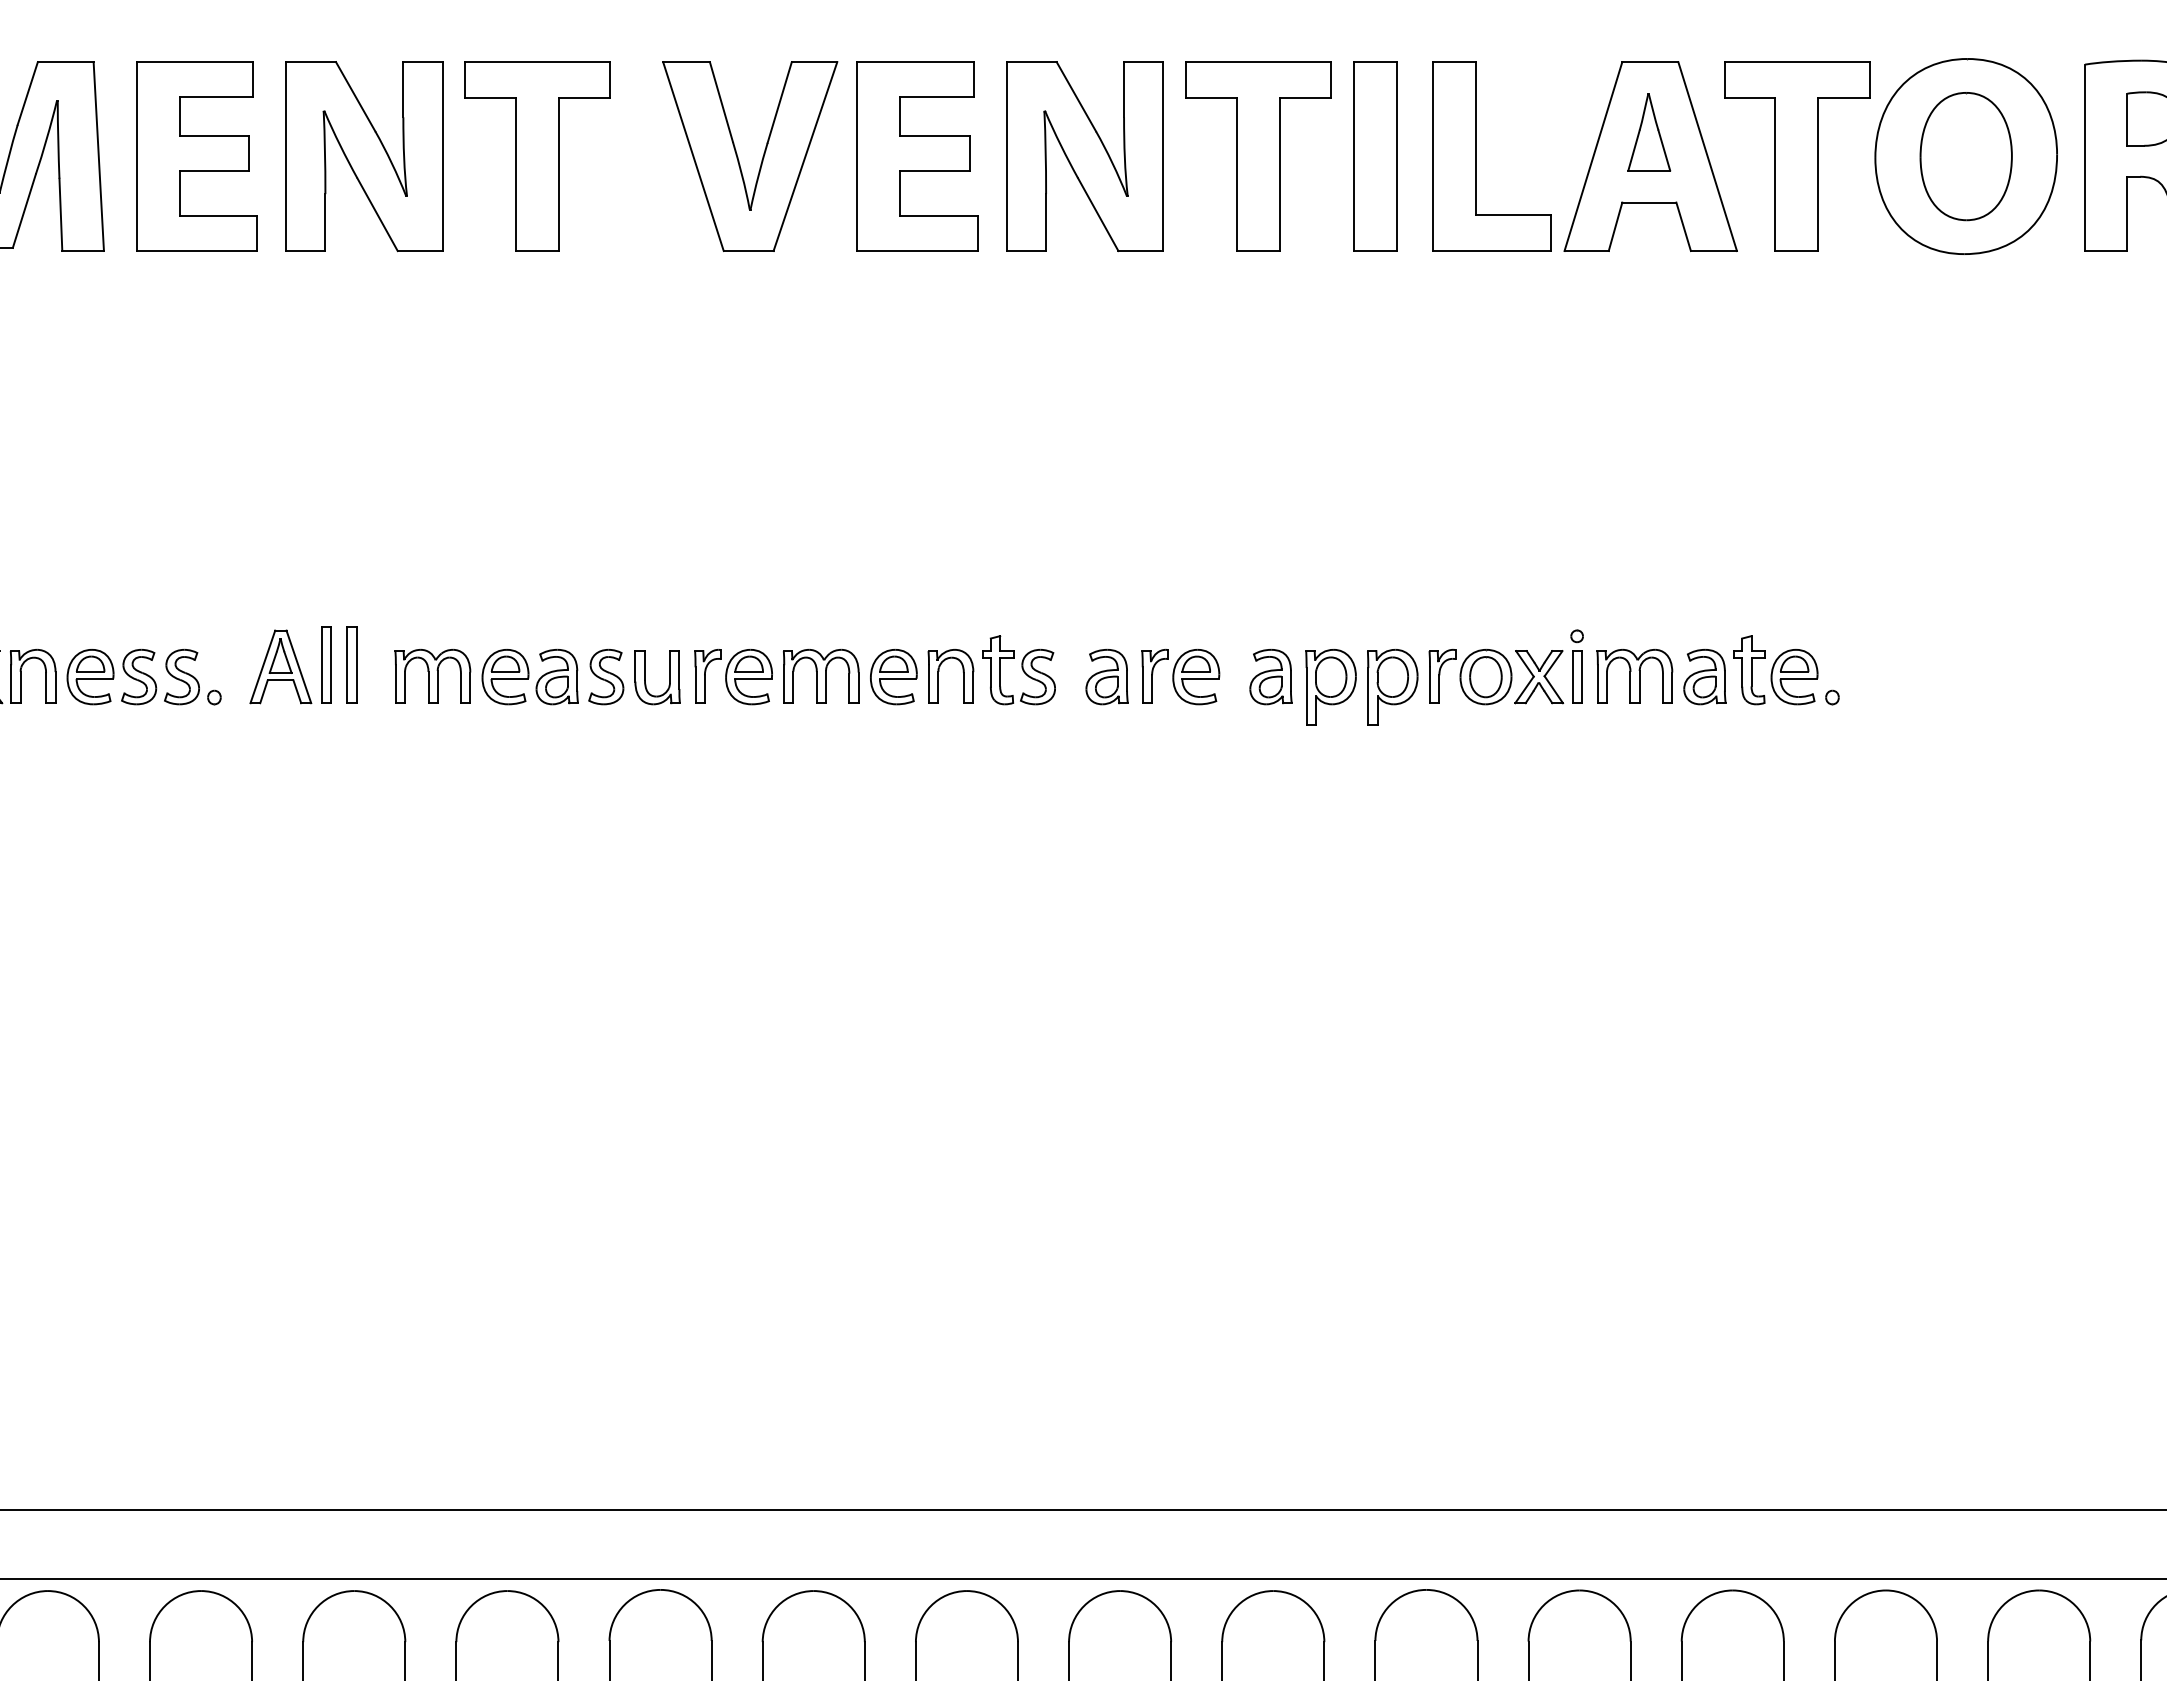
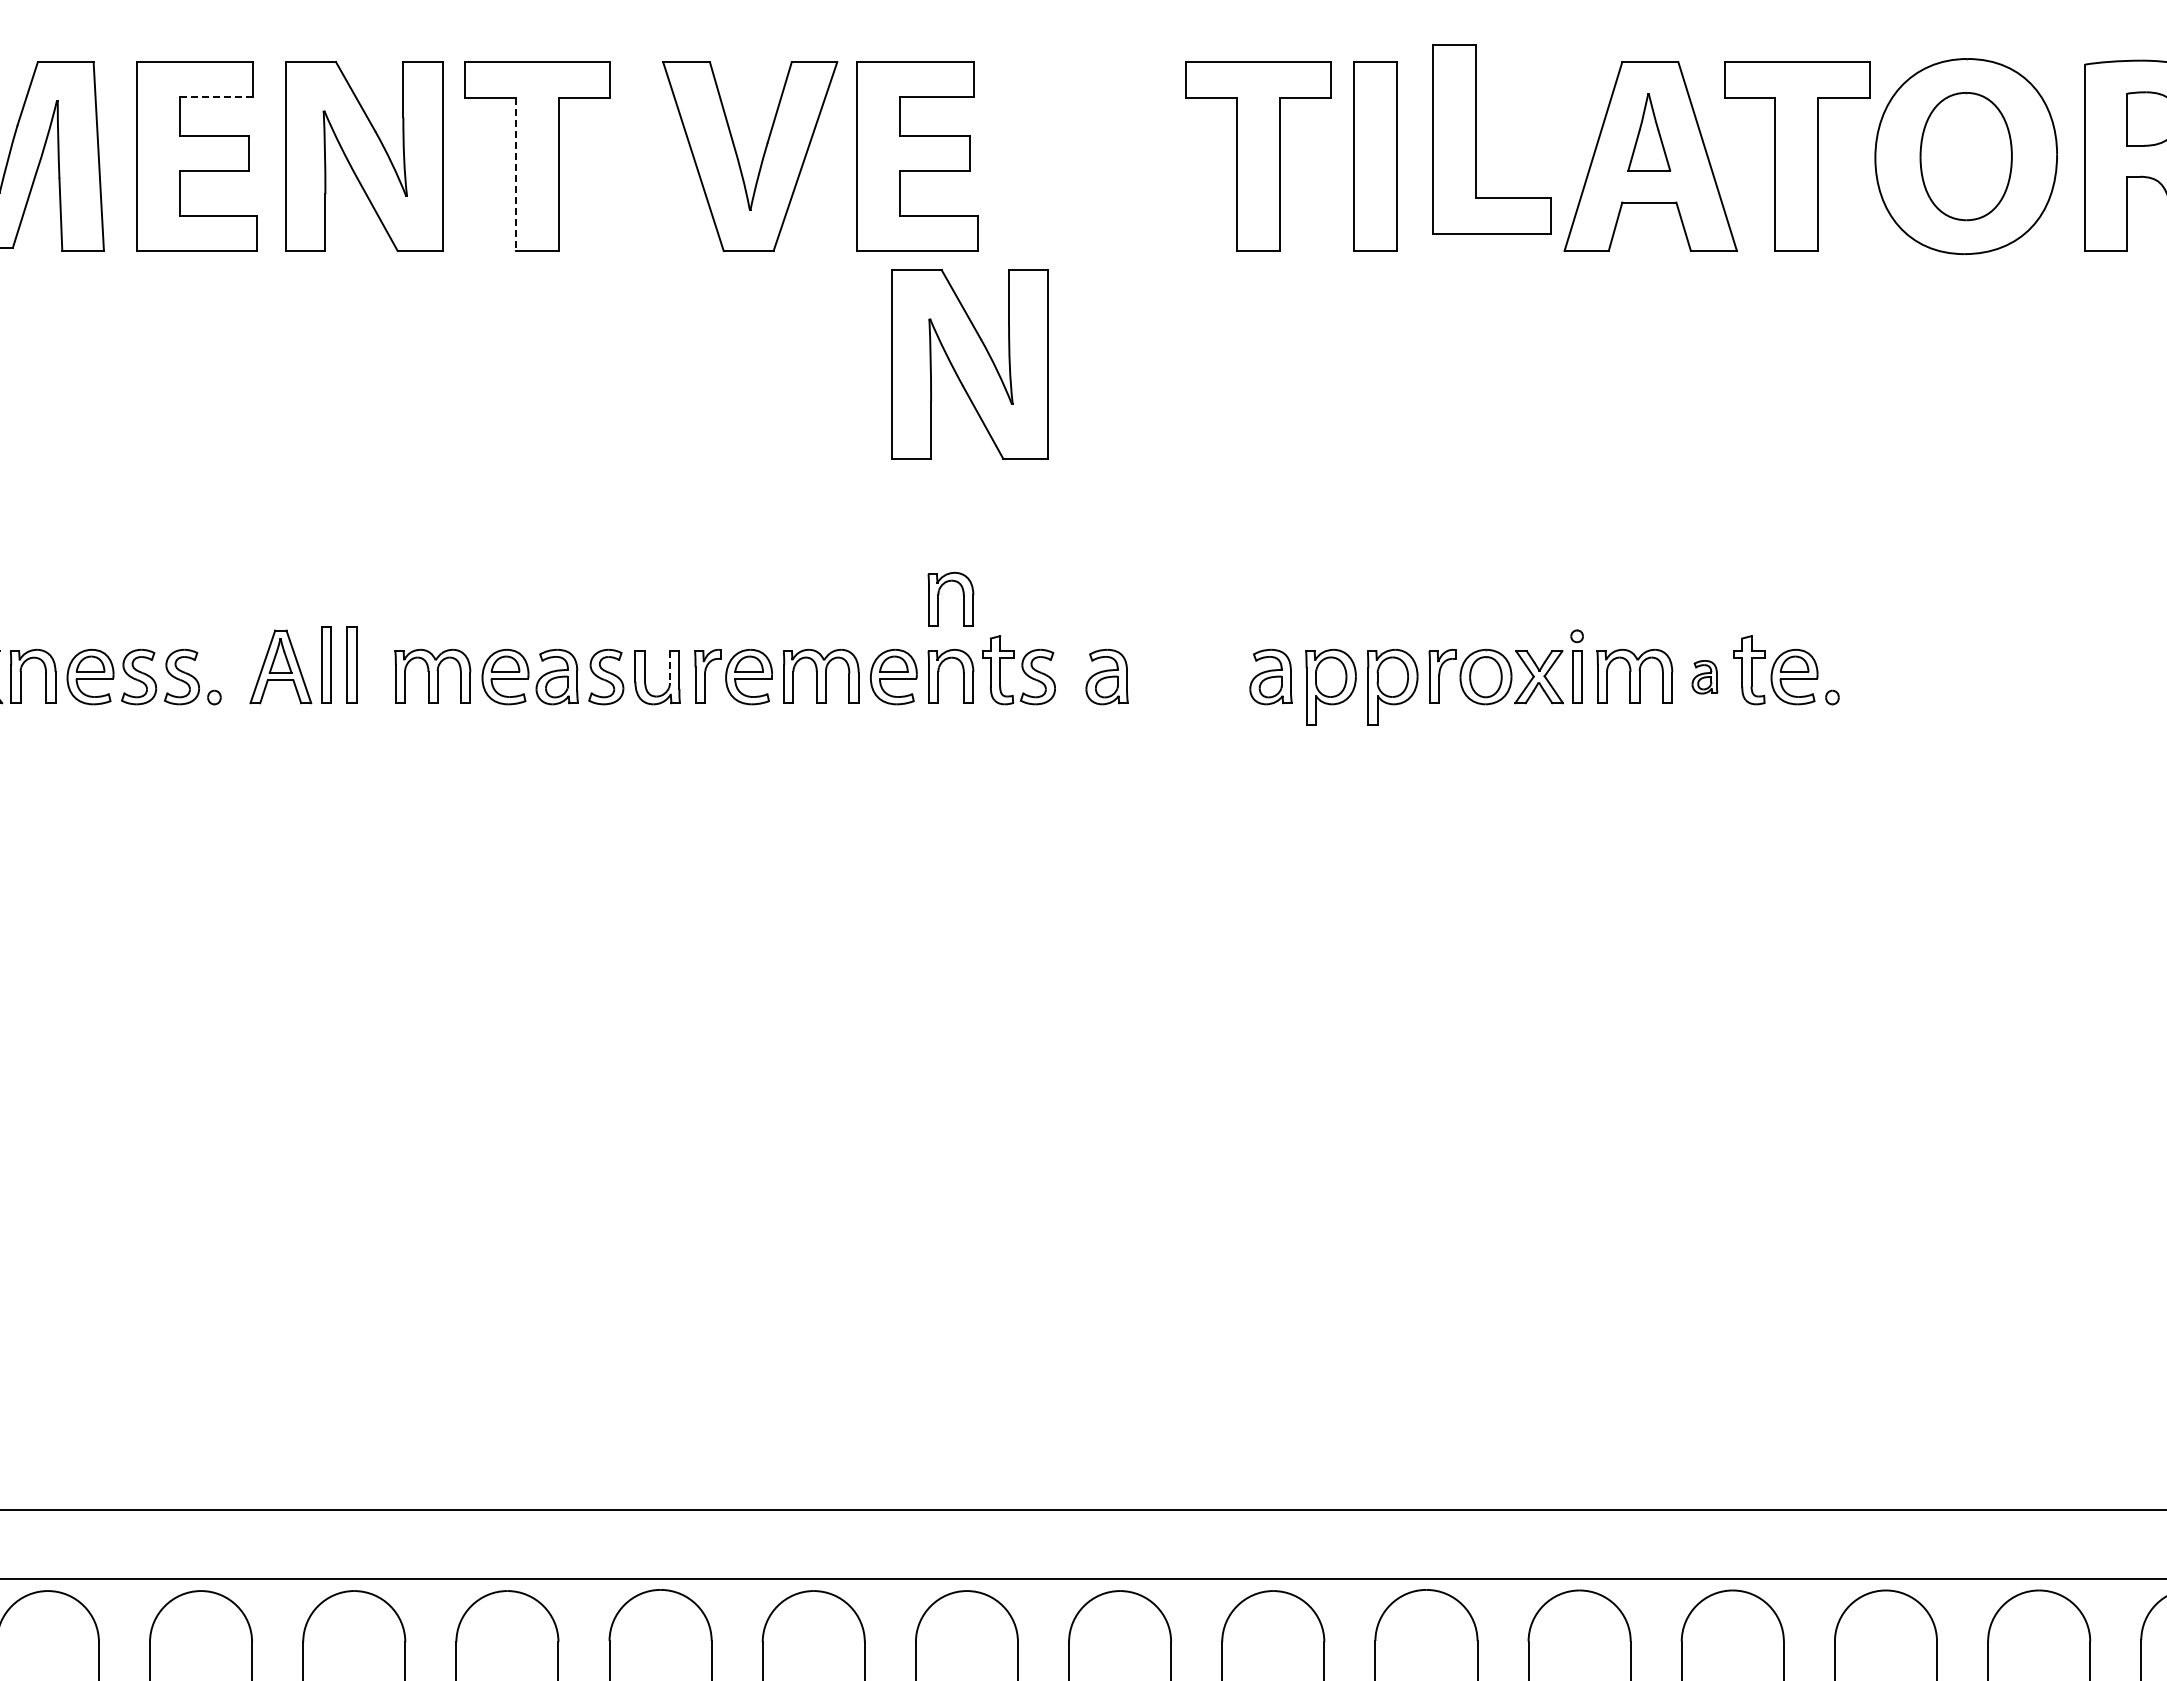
line: solid -> dashed (216, 97)
part position: (1084, 156) -> (969, 364) (969, 364)
part position: (1476, 156) -> (1476, 139) (1476, 139)
line: solid -> dashed (515, 174)
part: none -> present (938, 599)
line: solid -> dashed (669, 667)
part: present -> none (1180, 677)
part size: 44x57 px -> 28x35 px (1704, 677)
